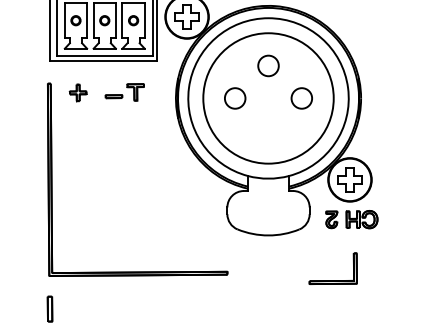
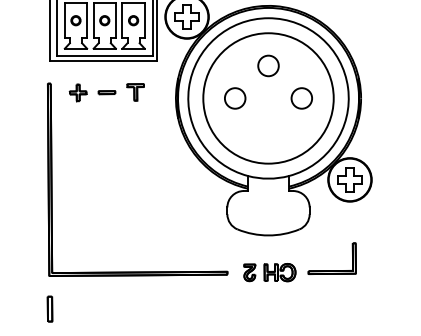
part position: (113, 96) -> (106, 92) (106, 92)
part position: (351, 219) -> (269, 272) (269, 272)
part position: (332, 280) -> (331, 270) (331, 270)
